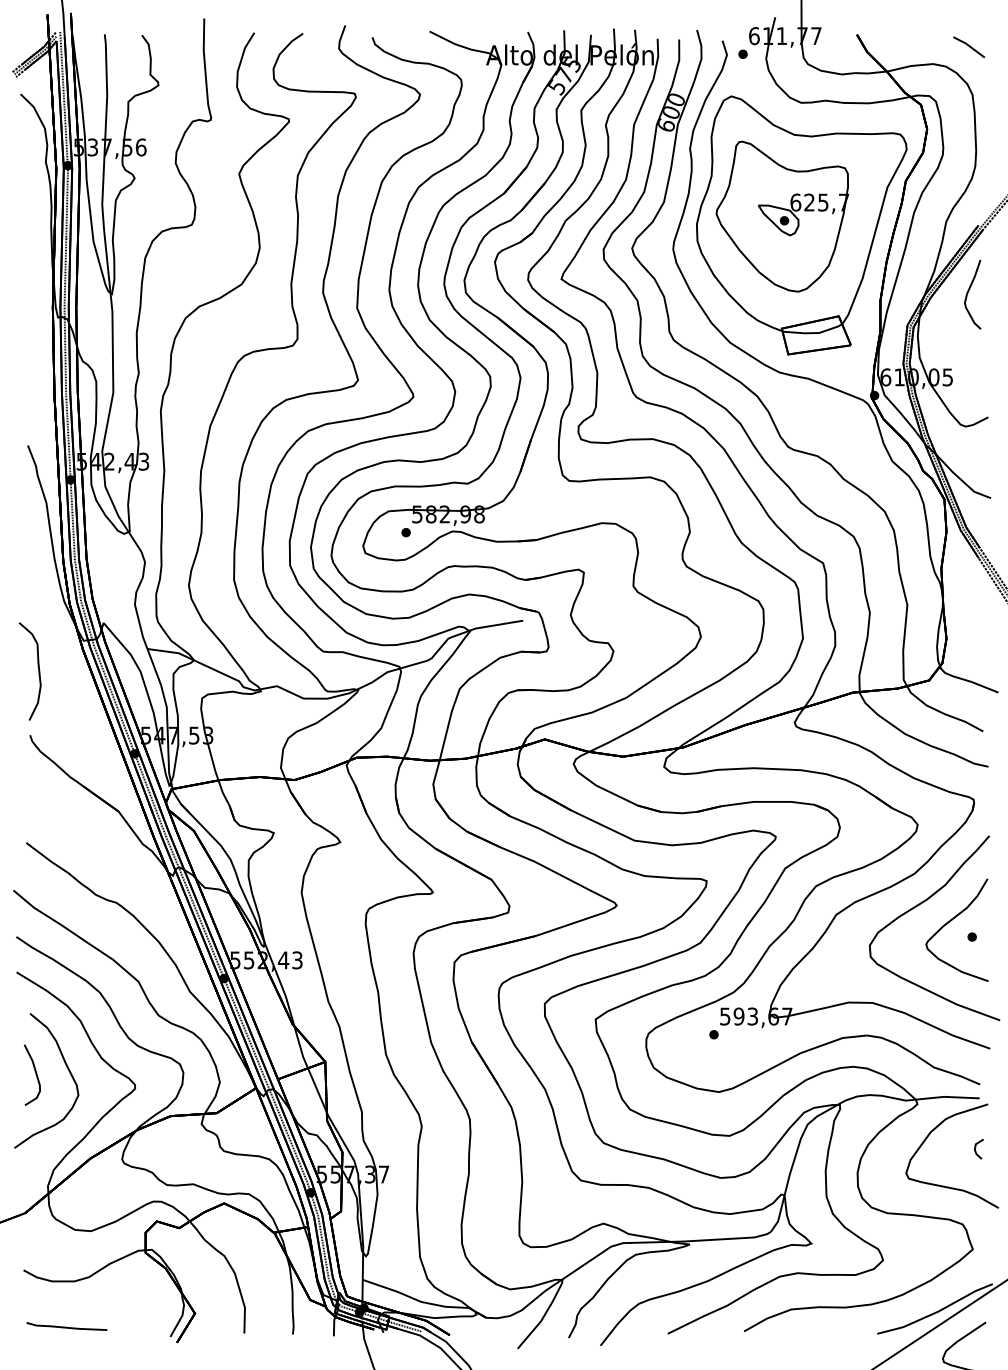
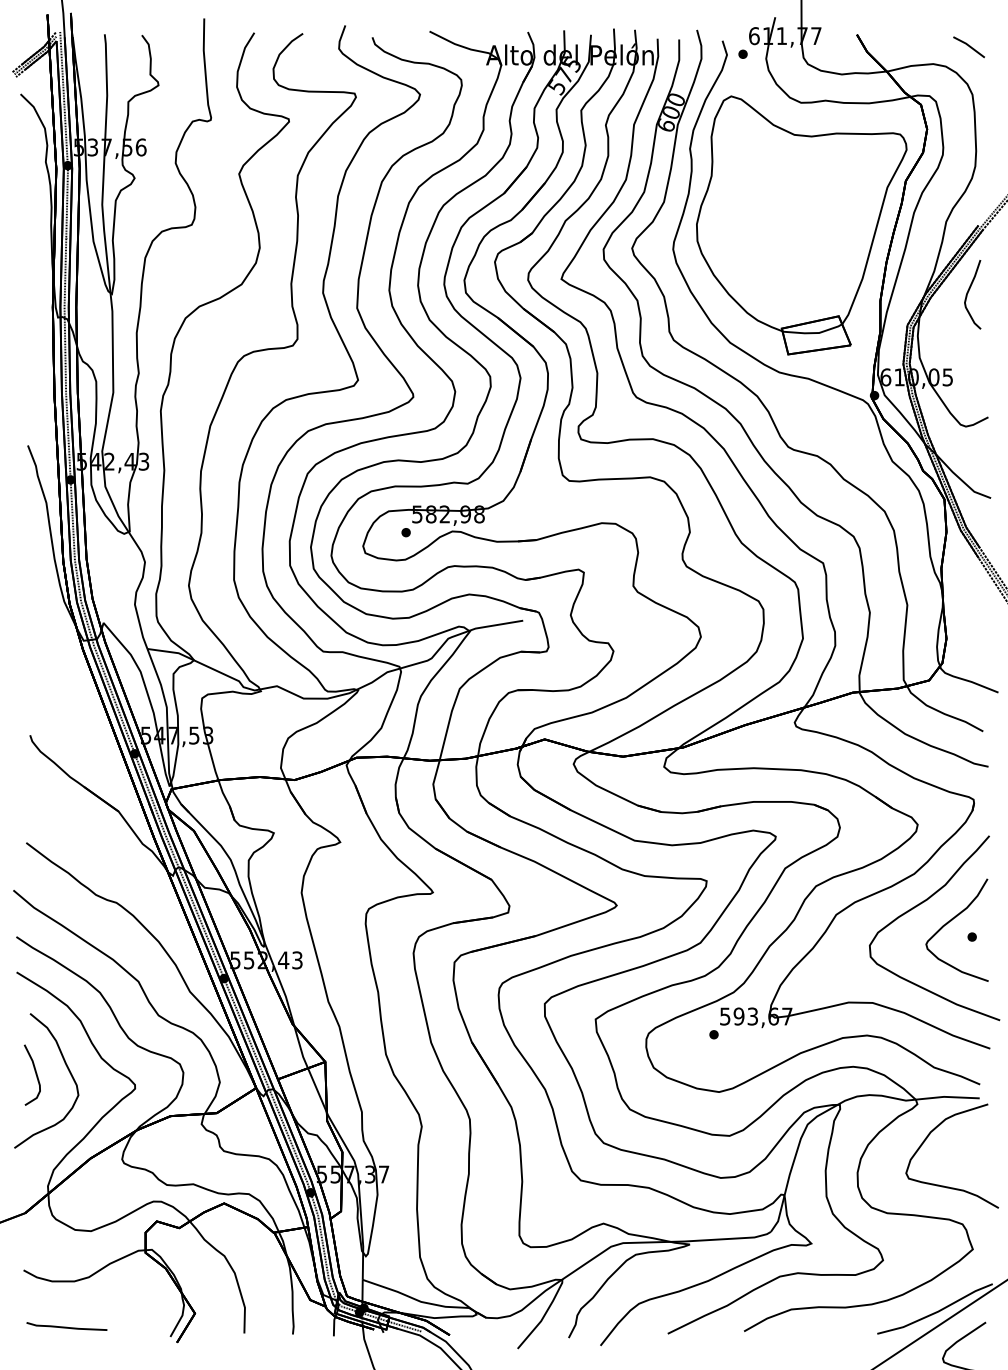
part: present -> none (782, 216)
curve: present -> none (38, 671)
line: present -> none (976, 1147)
